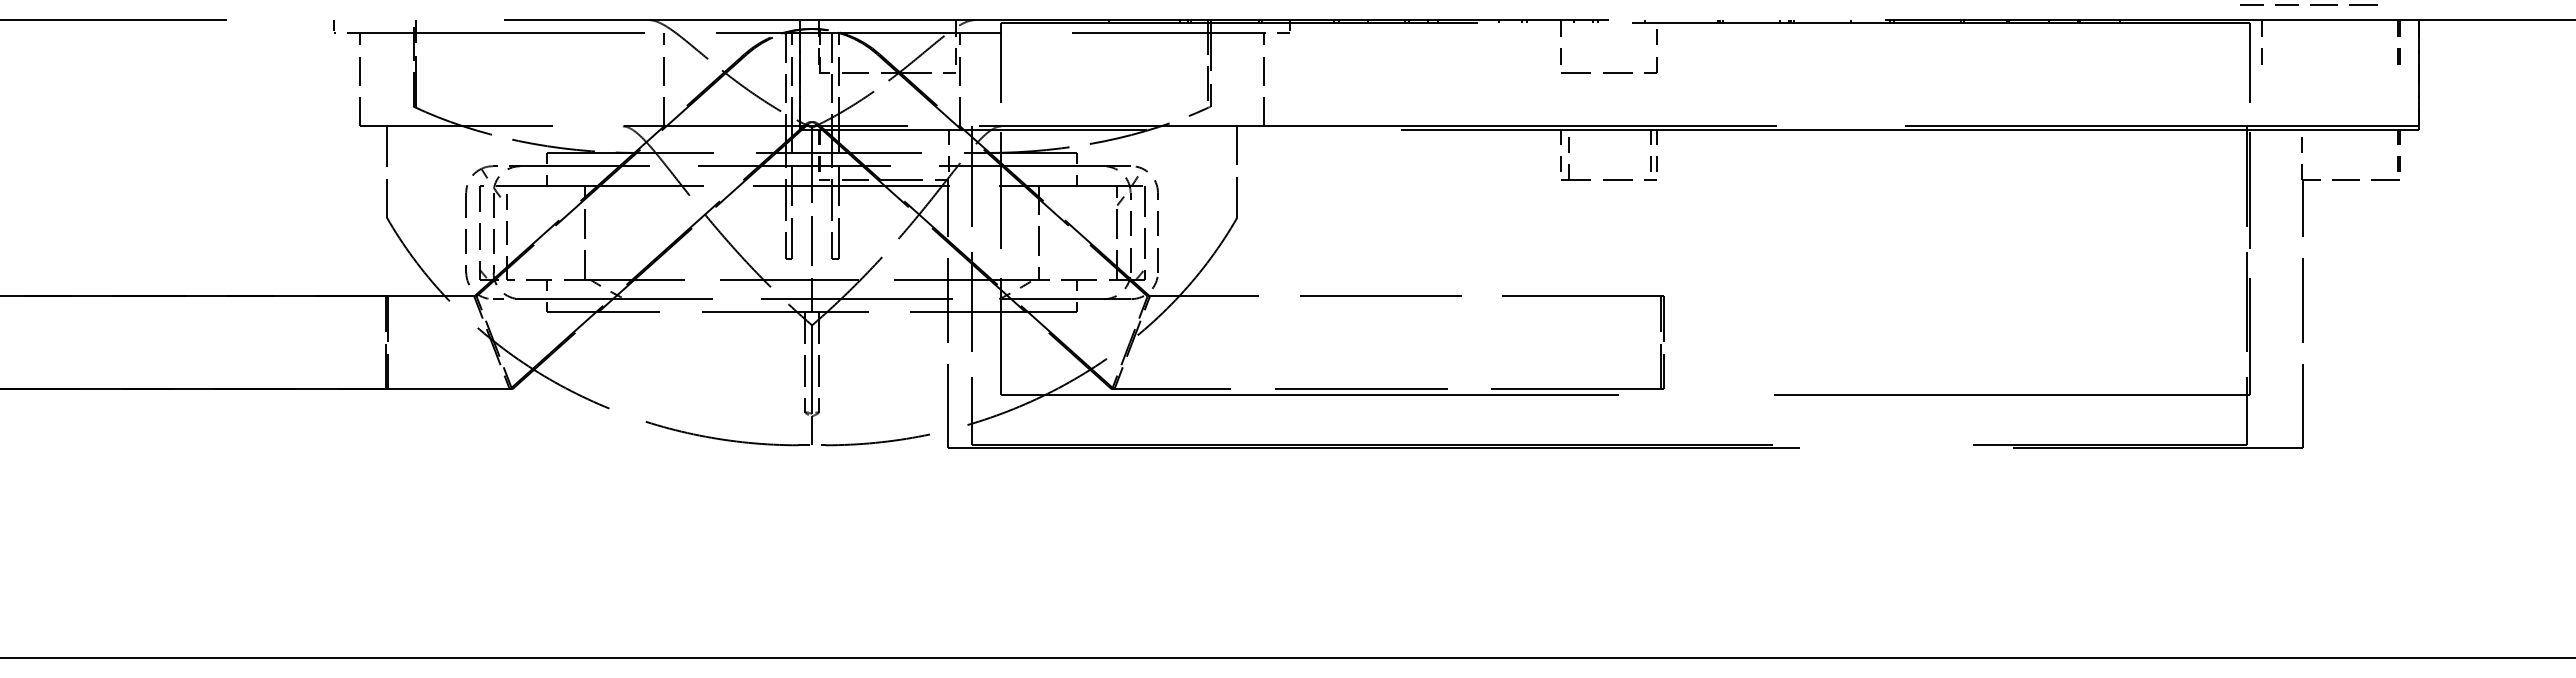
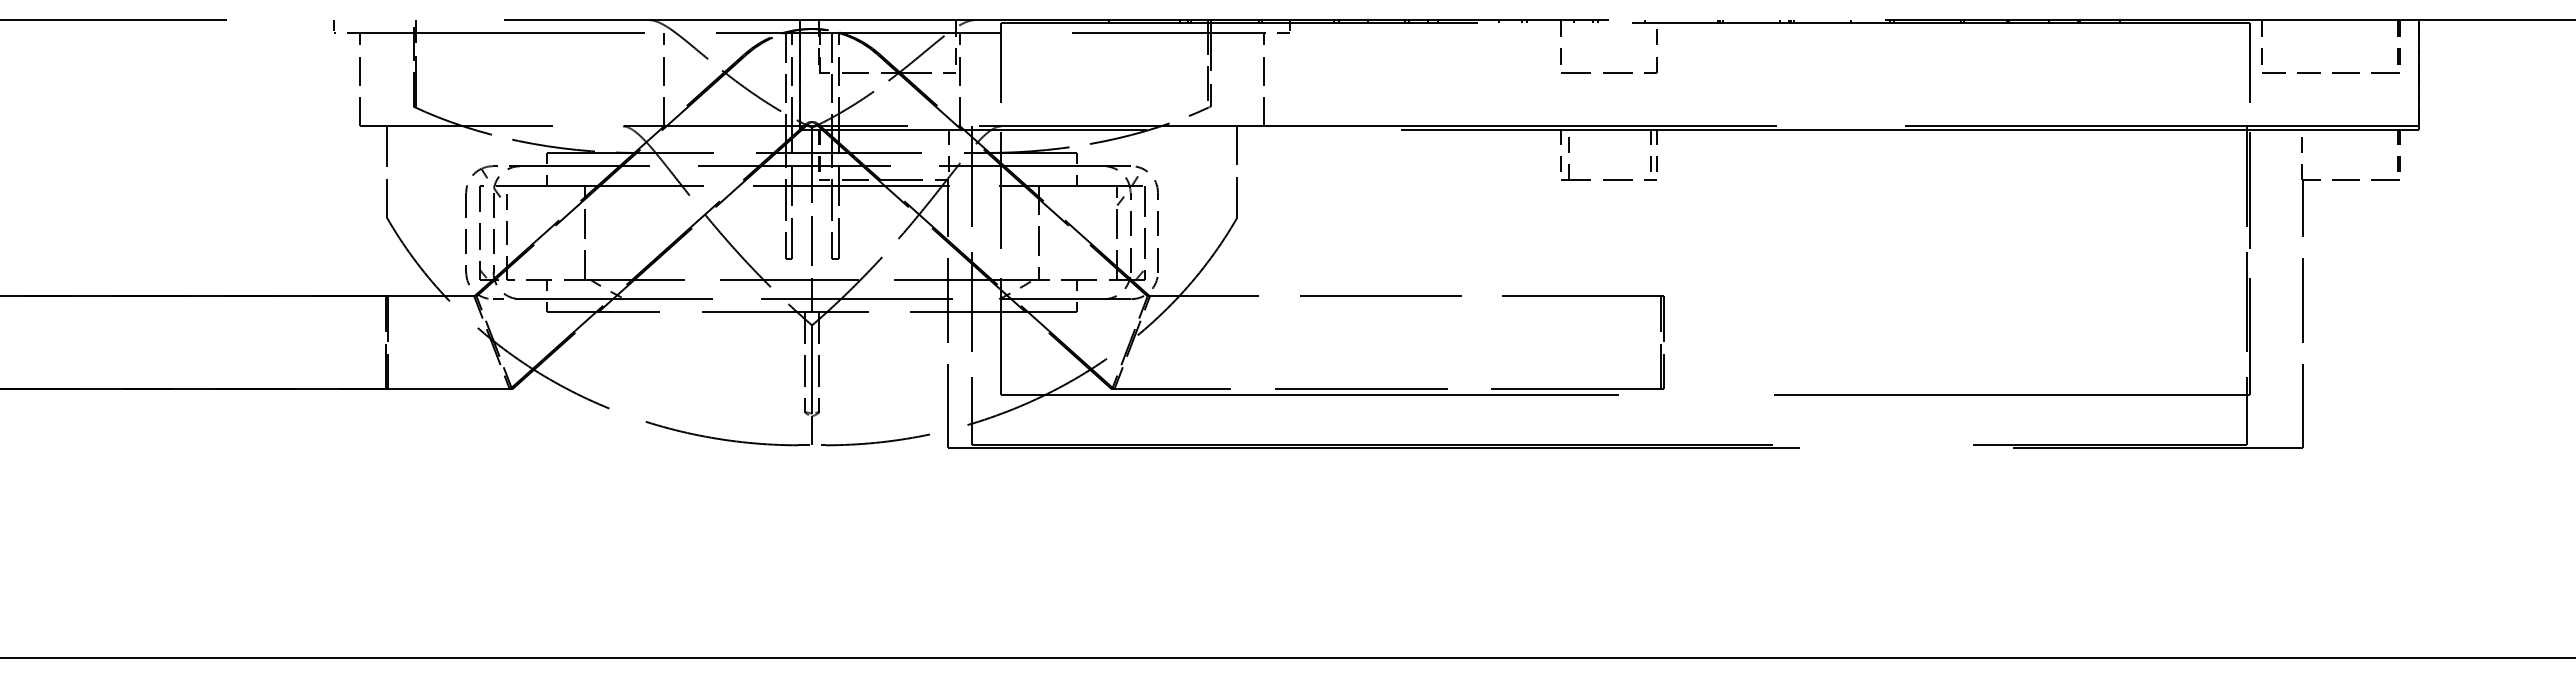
line position: (2310, 4) -> (2332, 72) (2332, 72)
